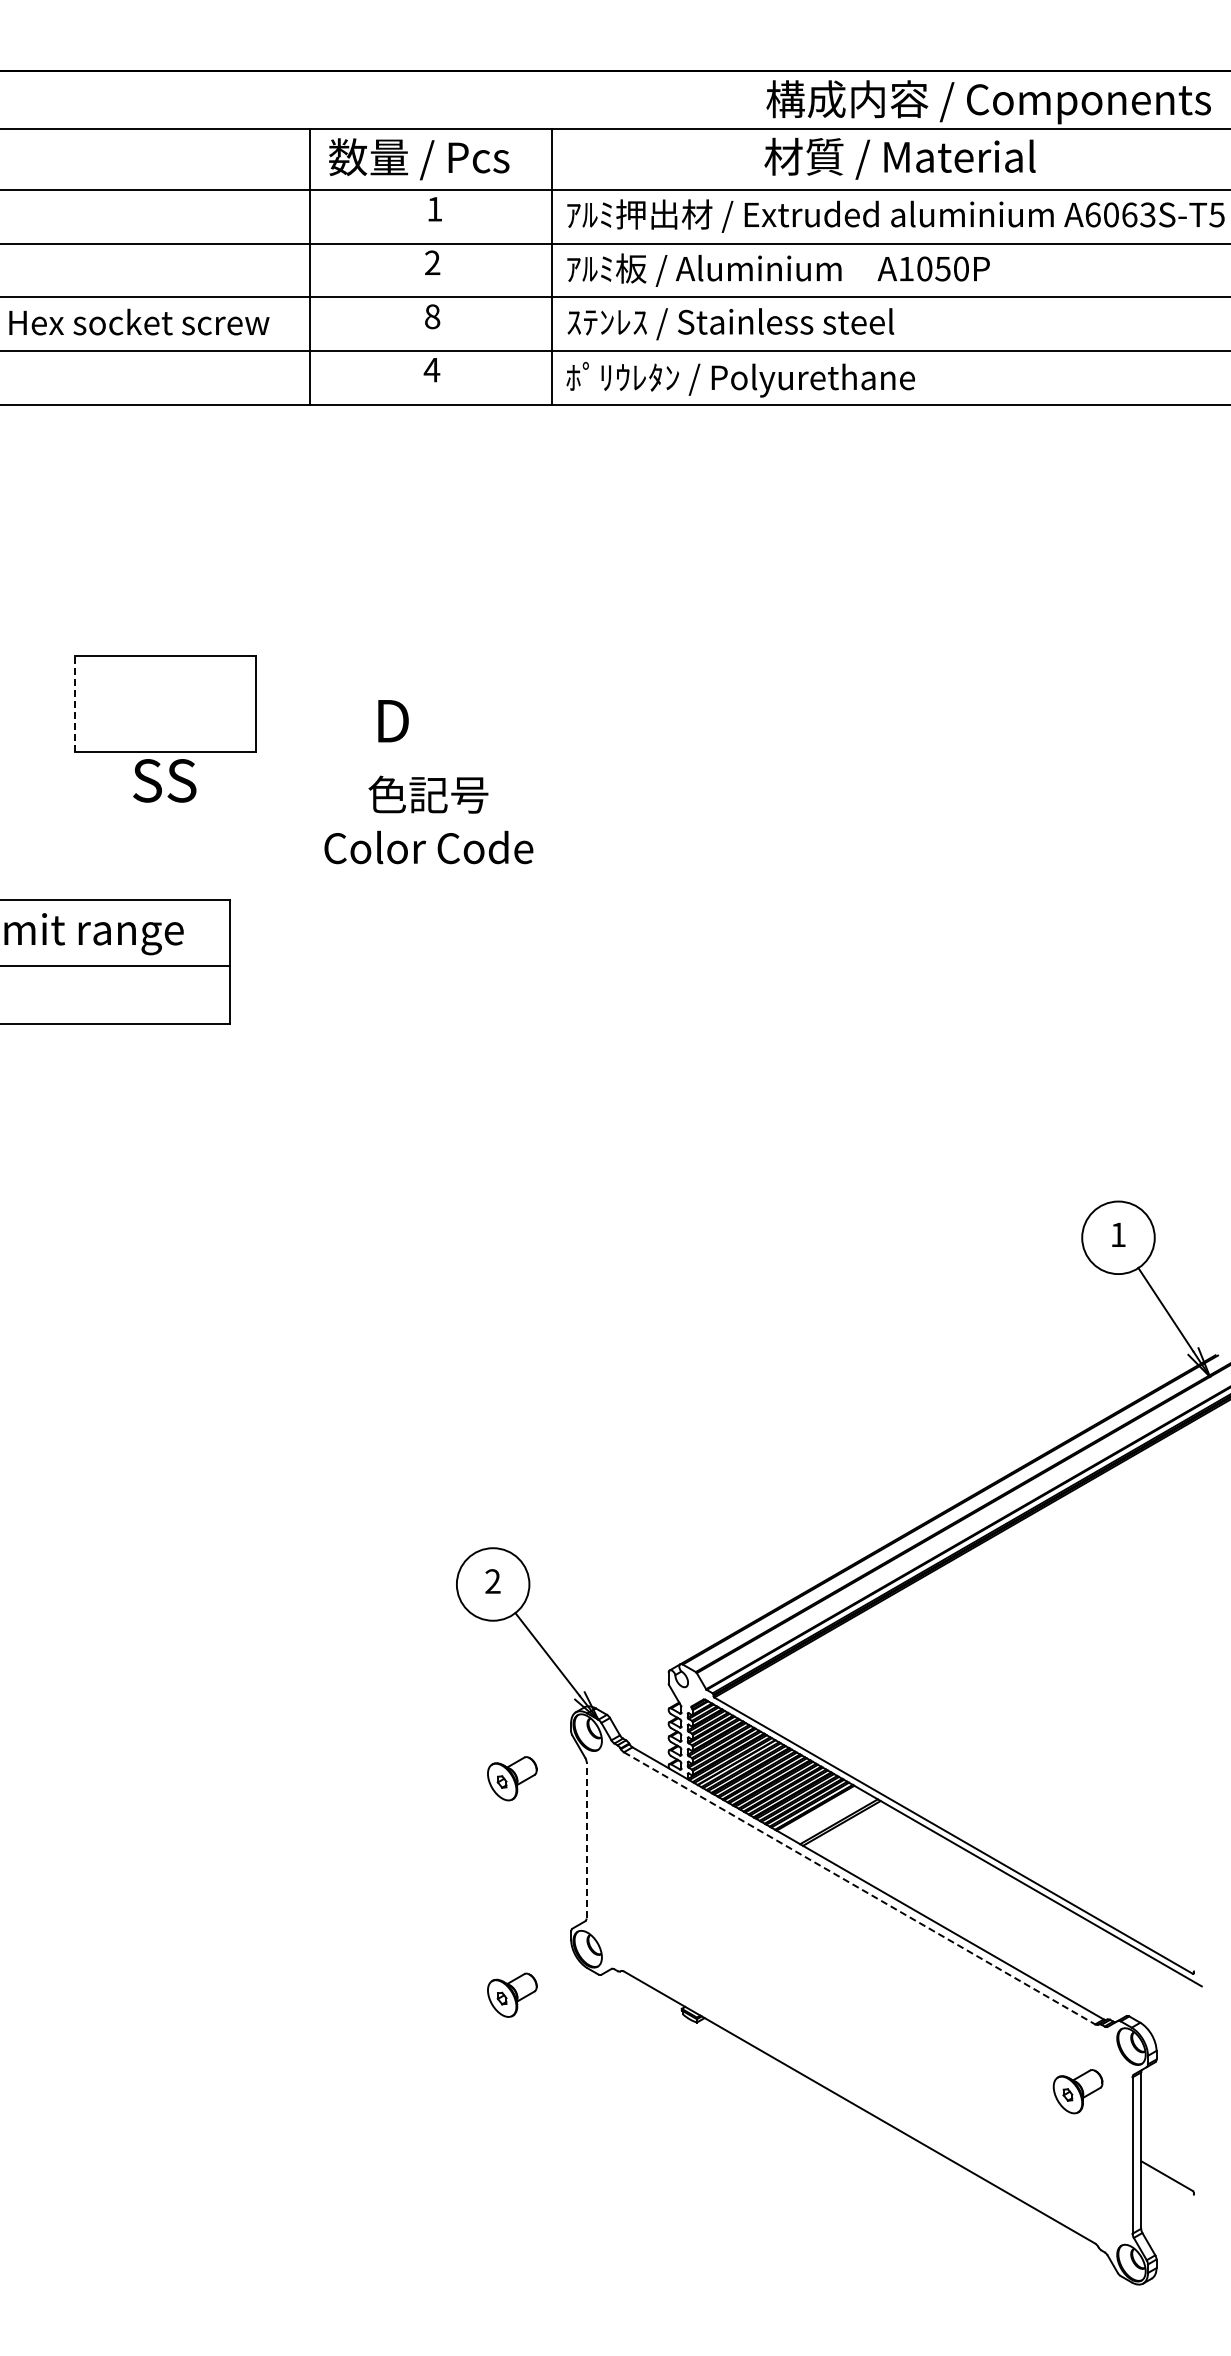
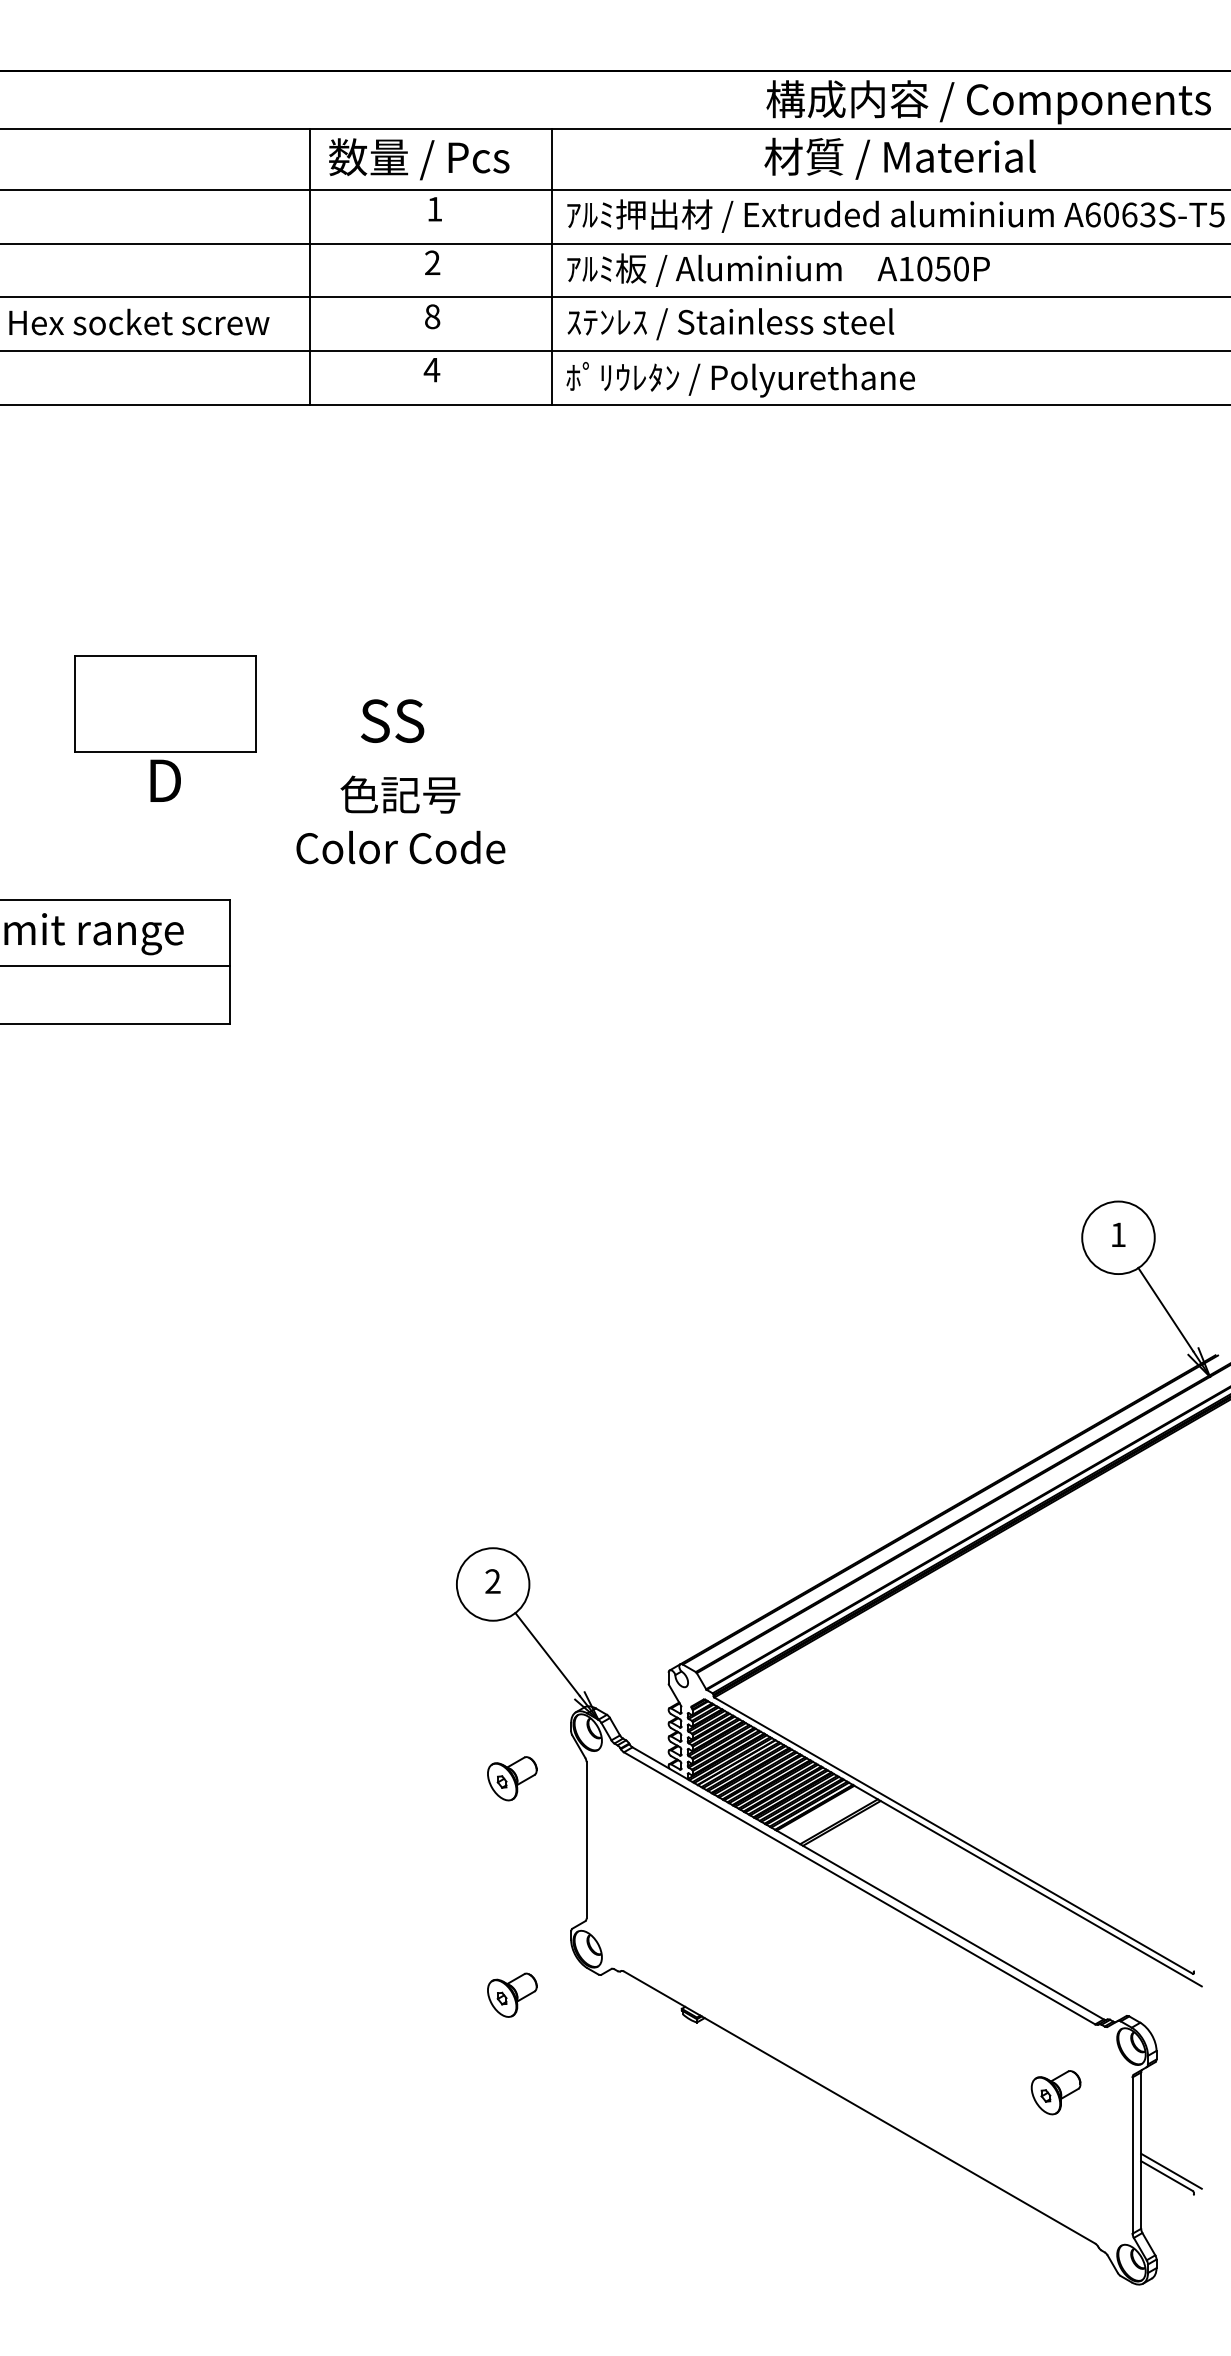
line: dashed -> solid (74, 703)
text: D -> SS (392, 721)
text: SS -> D (164, 780)
text position: (428, 819) -> (400, 819) (400, 819)
line: dashed -> solid (586, 1839)
line: dashed -> solid (860, 1888)
part position: (1077, 2091) -> (1055, 2092) (1055, 2092)
line: none -> present (1171, 2170)
